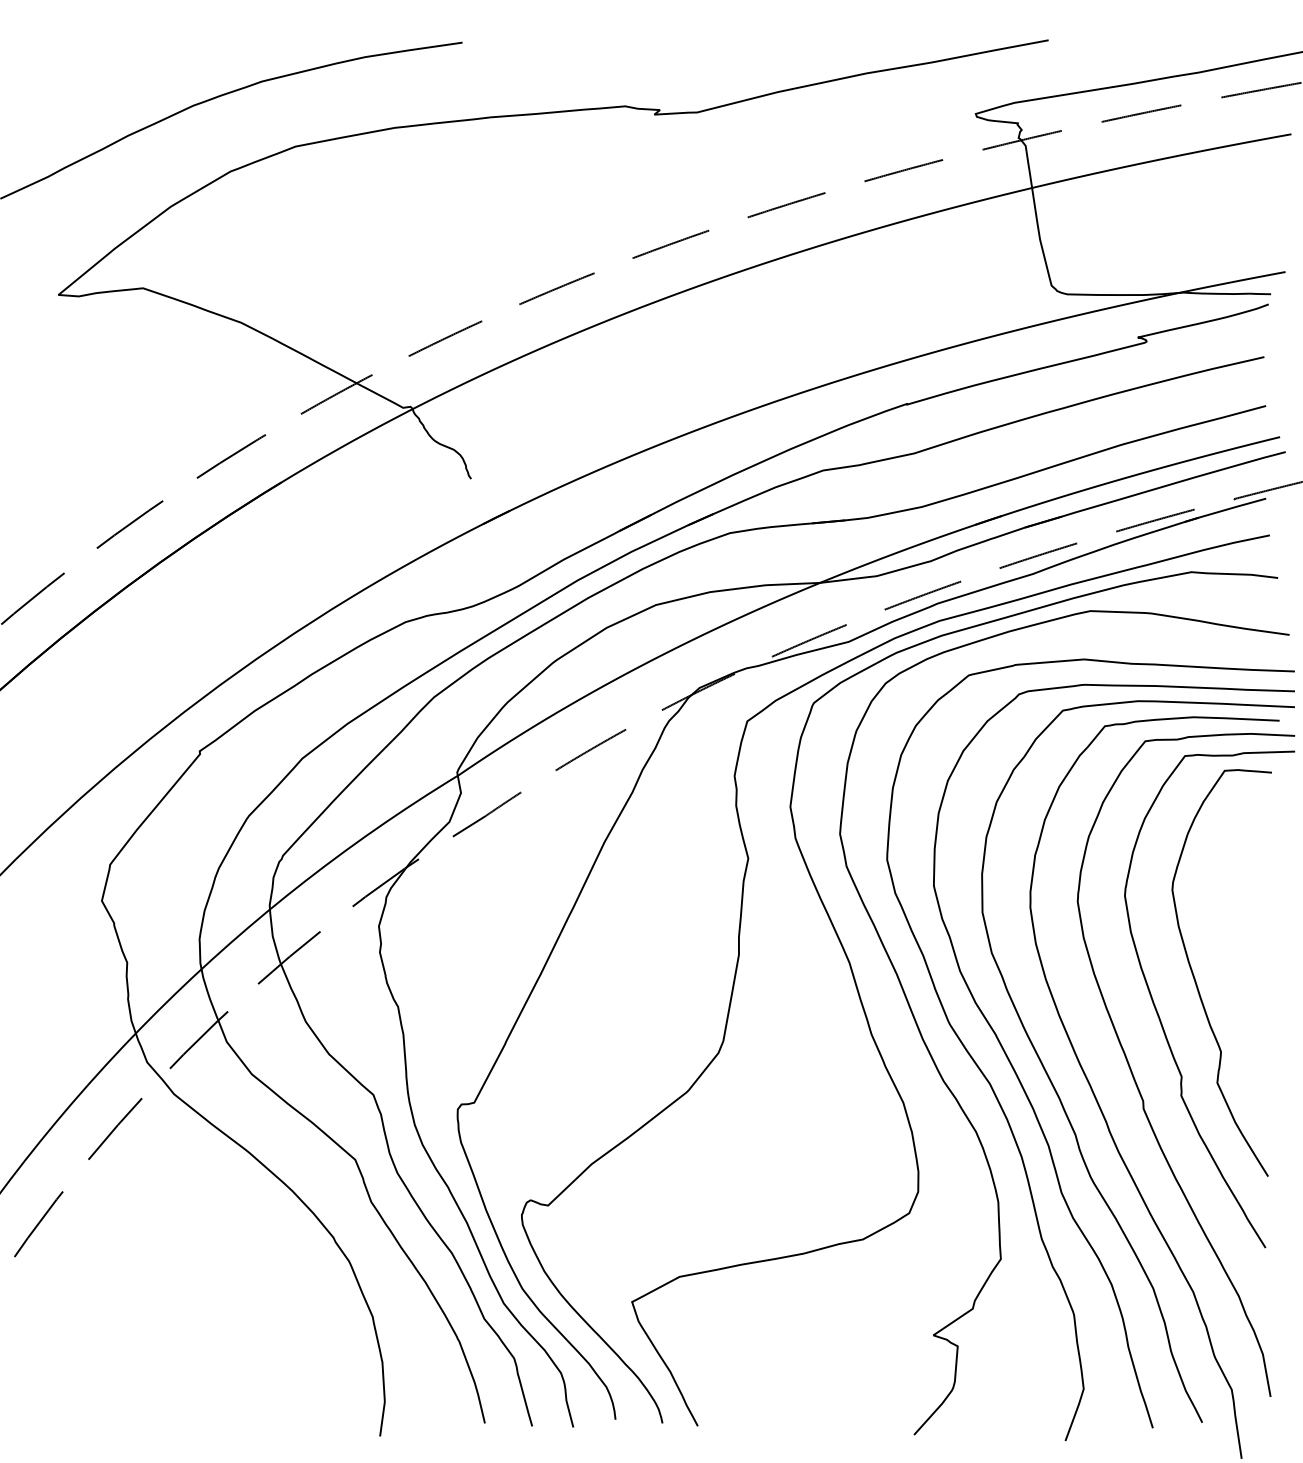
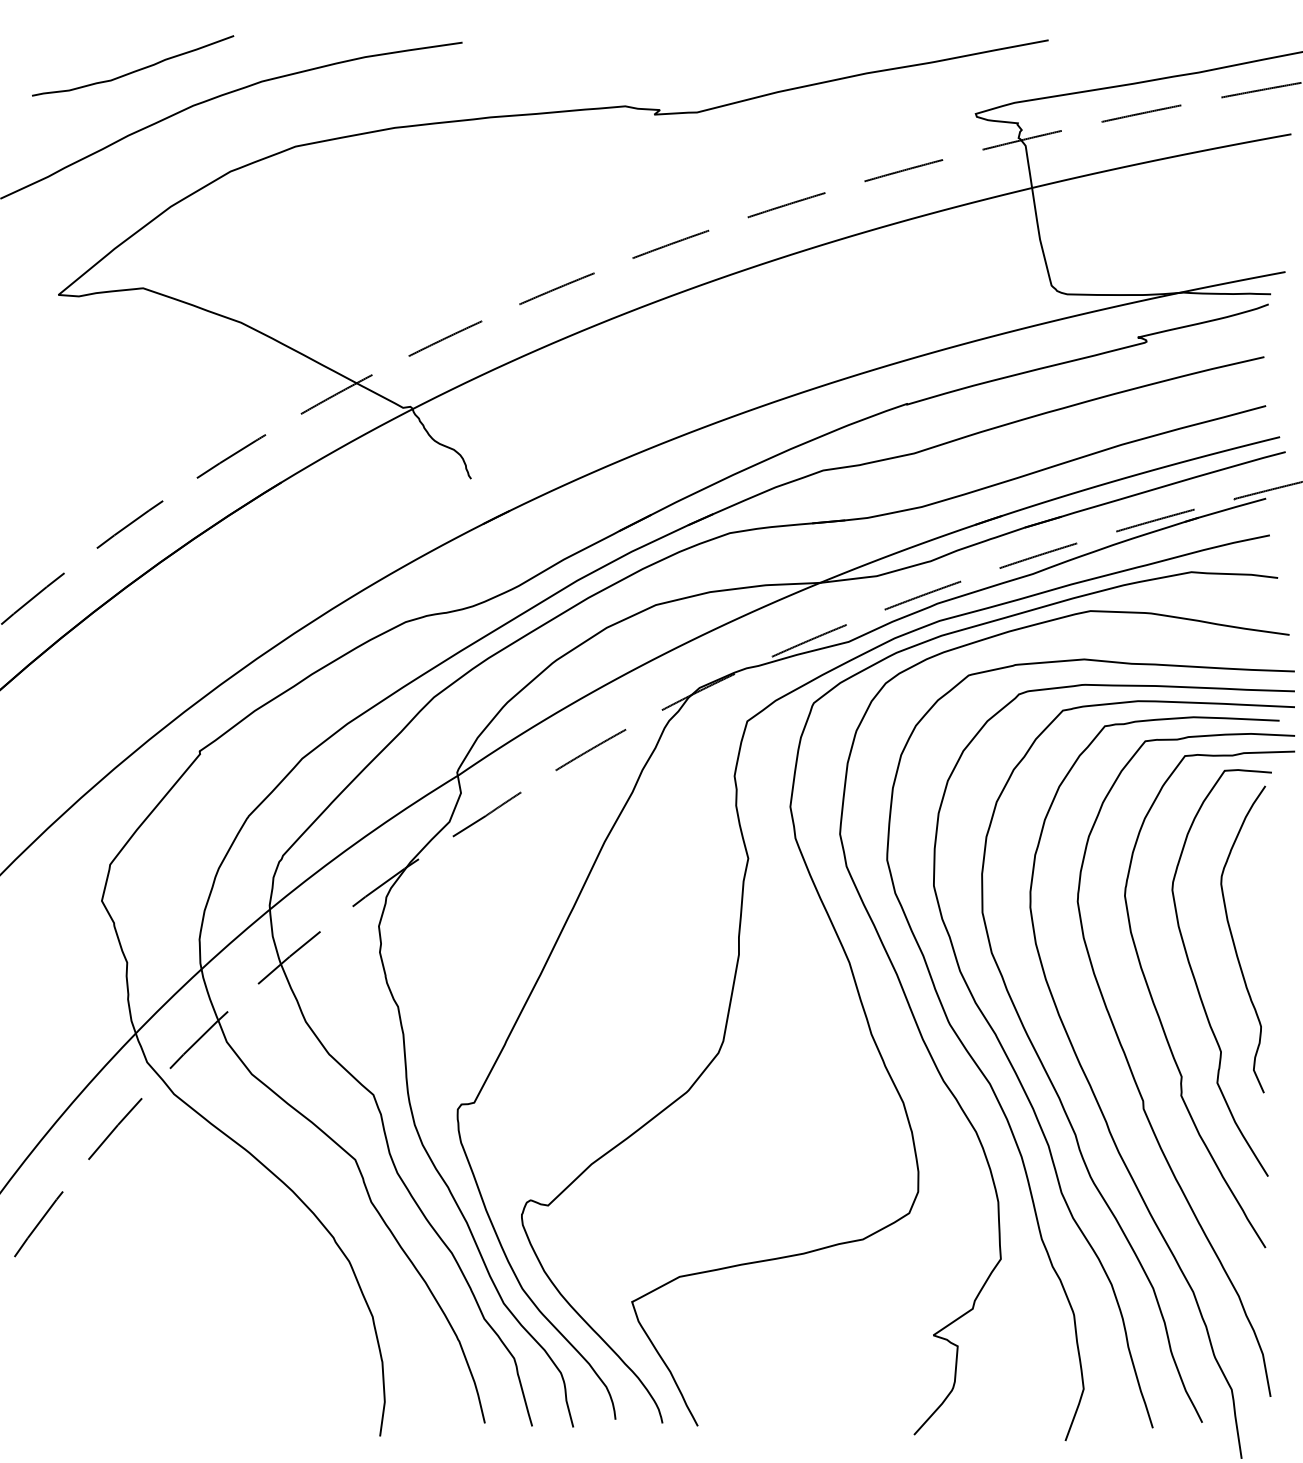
curve: none -> present (134, 70)
curve: none -> present (1234, 941)
